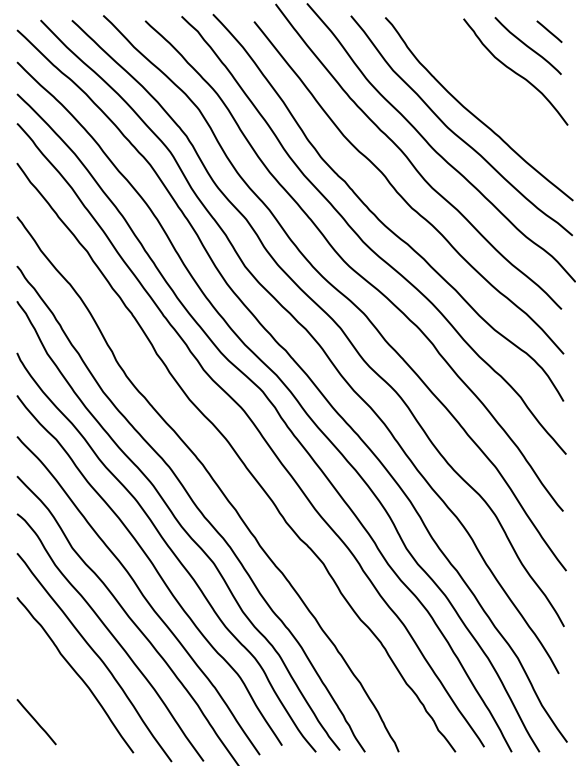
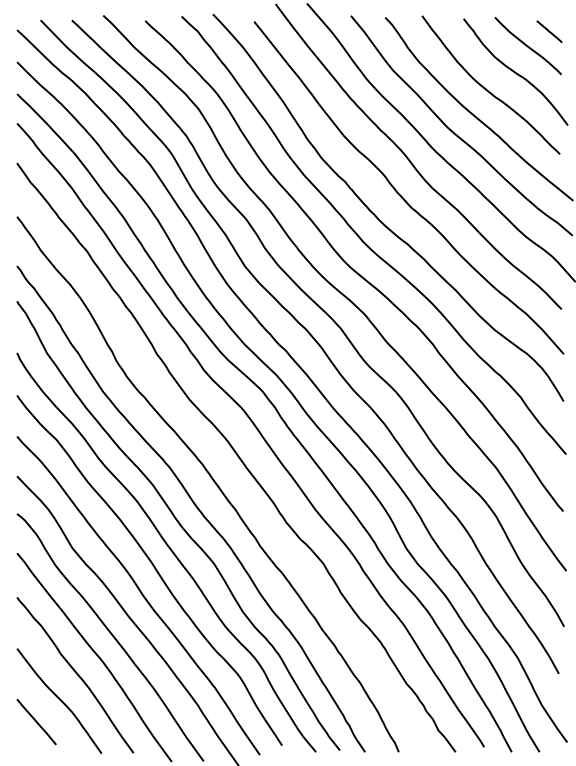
curve: none -> present (486, 88)
curve: none -> present (59, 700)
